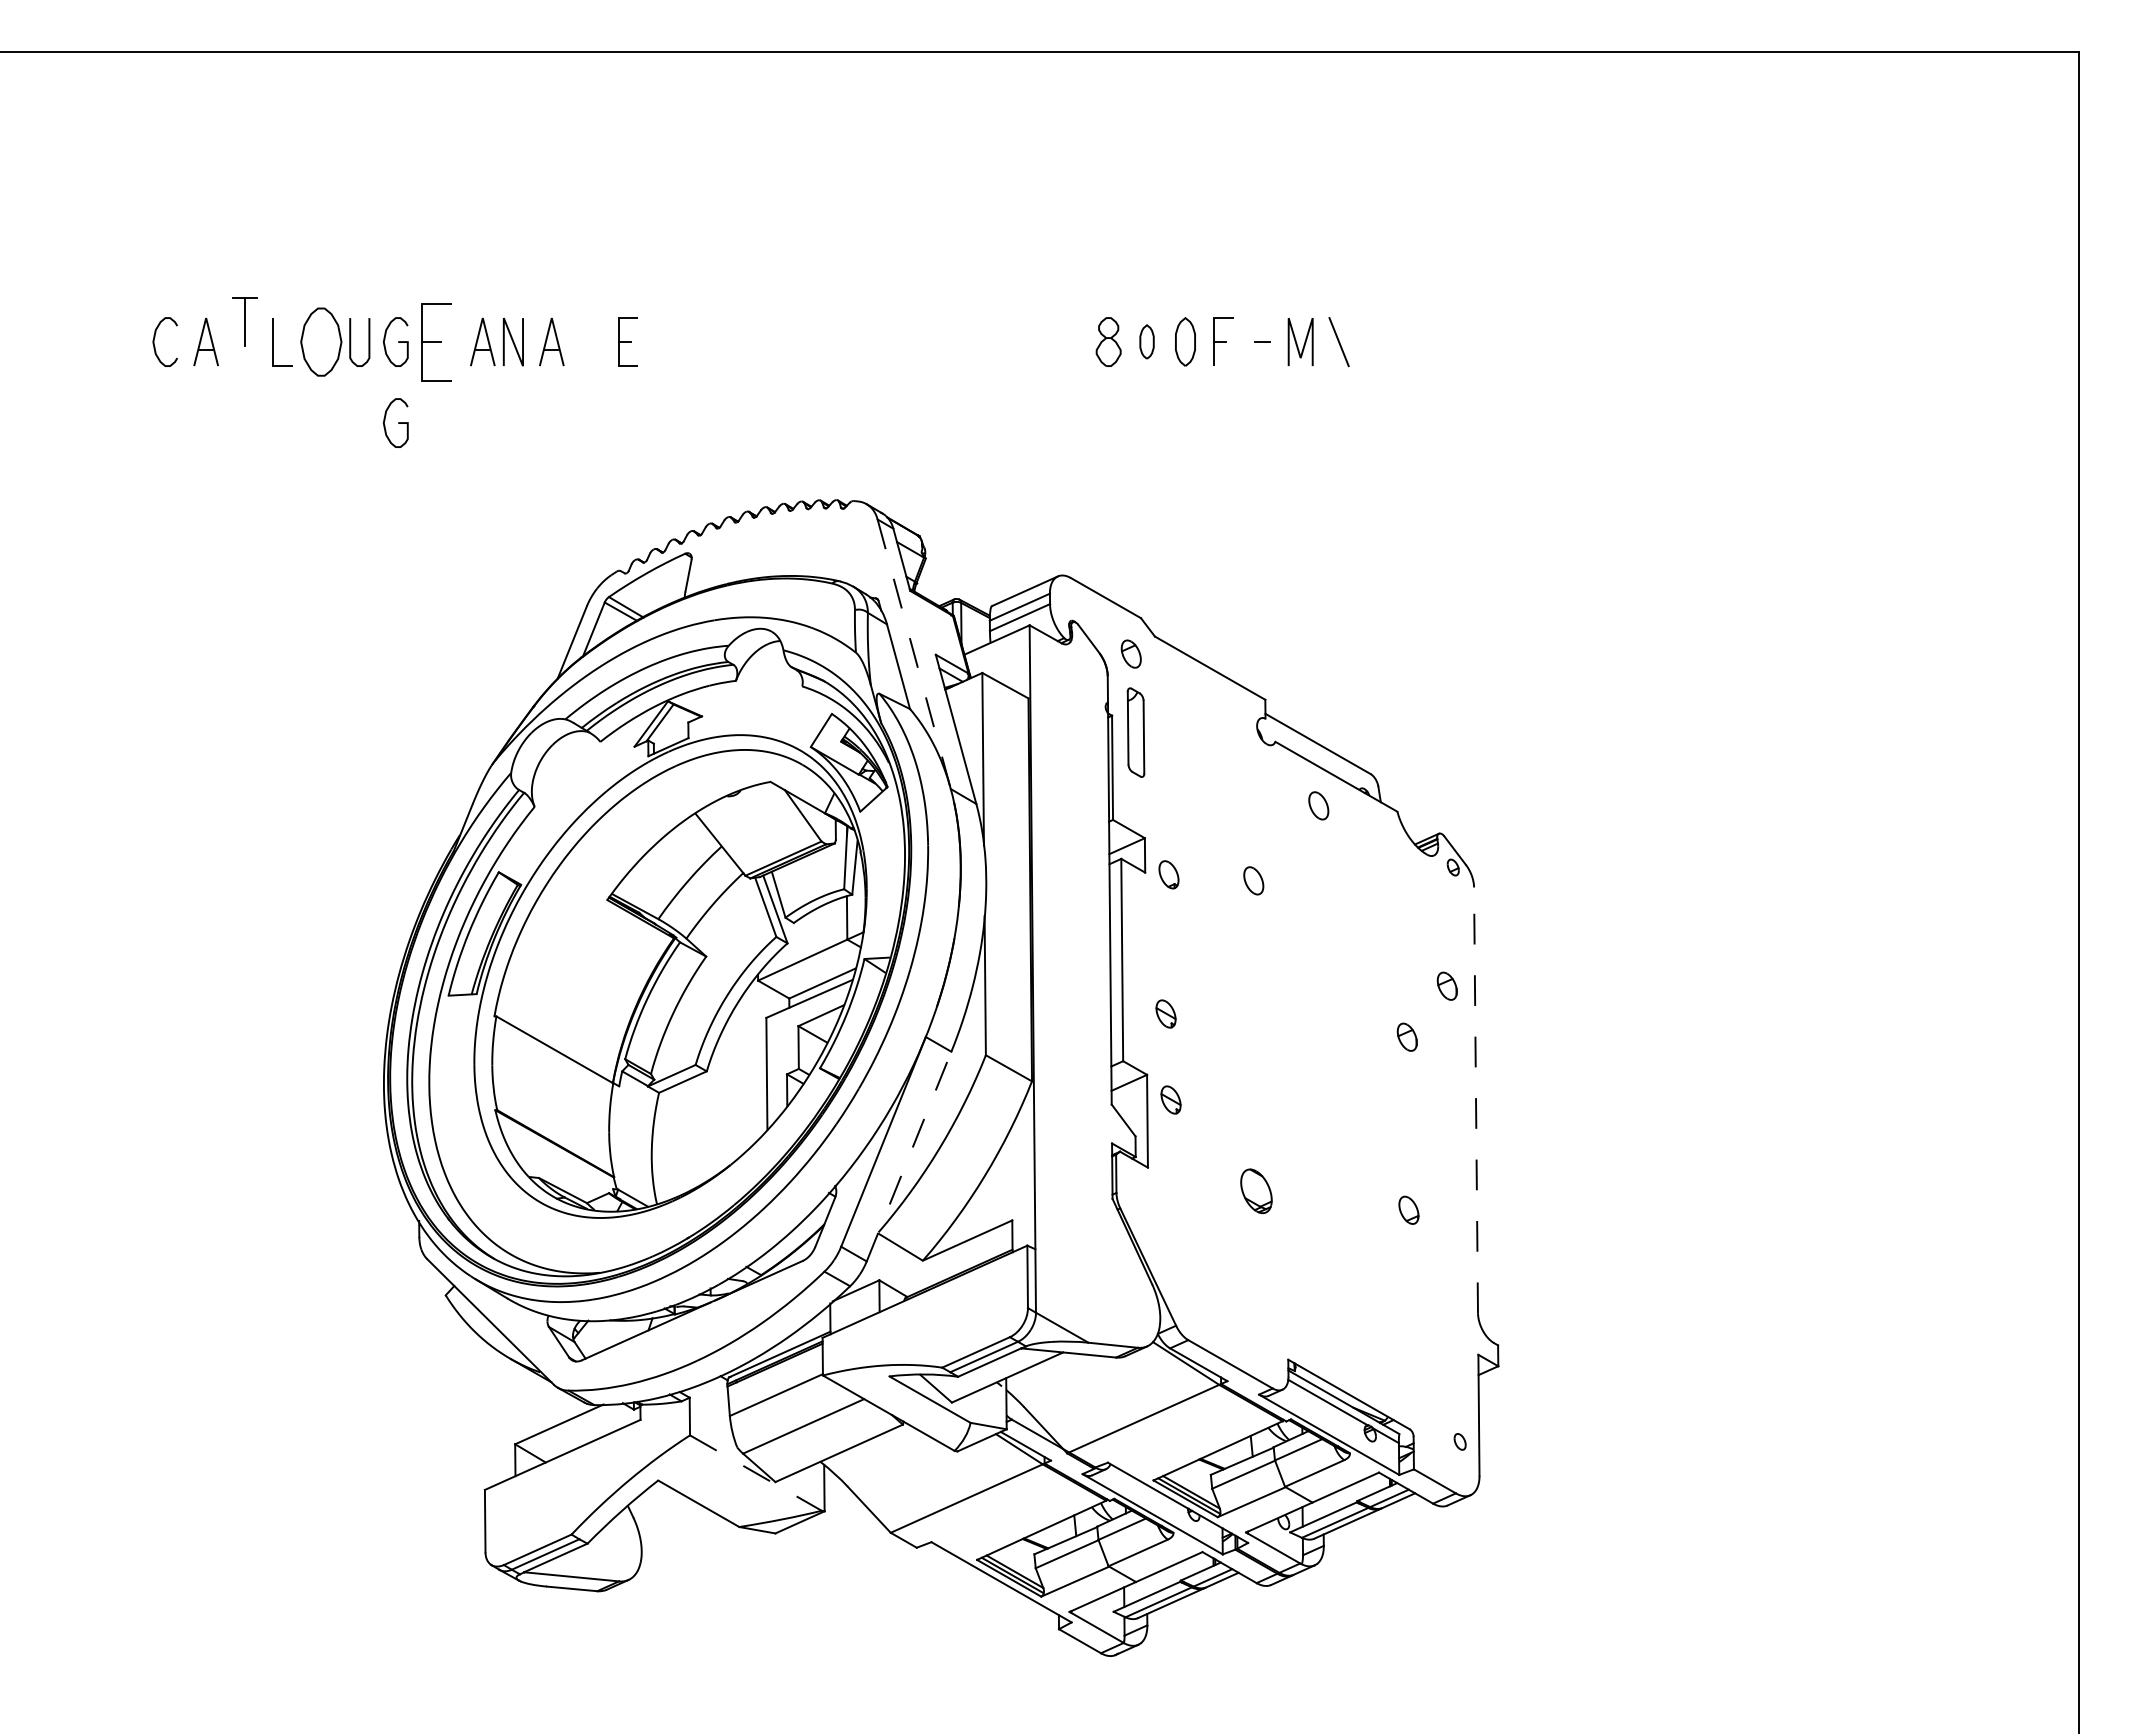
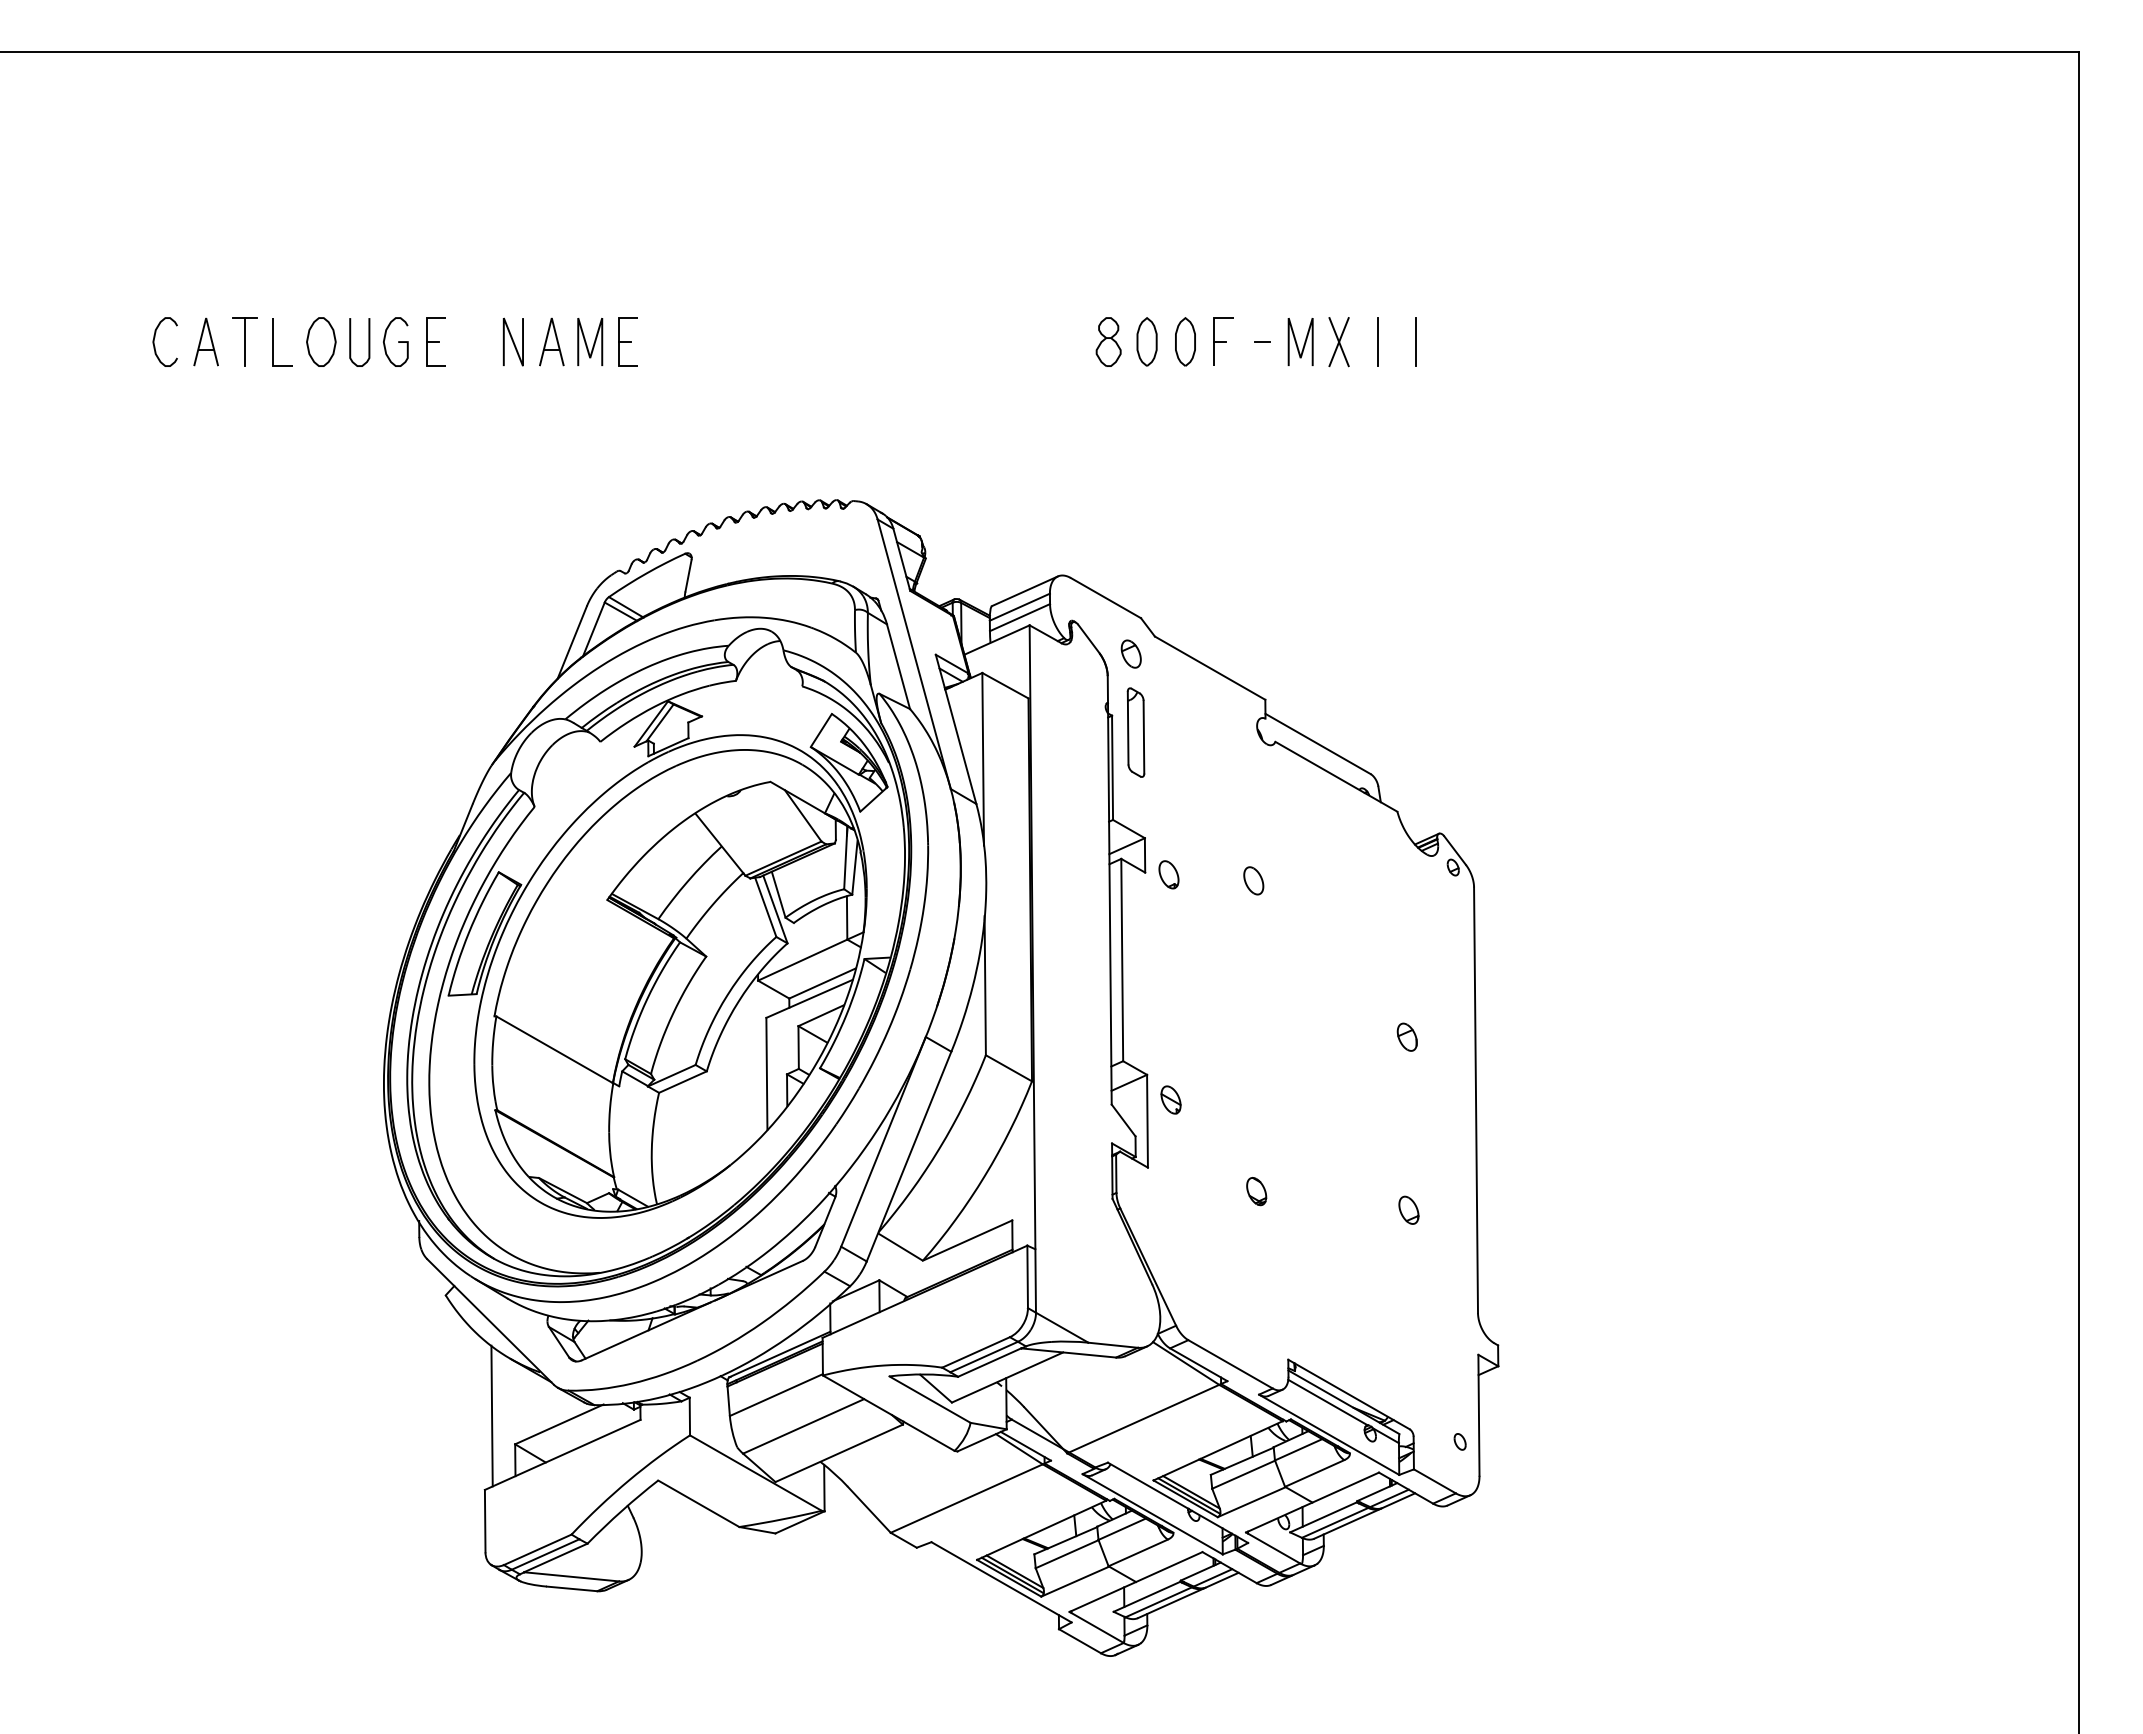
part position: (244, 321) -> (244, 341) (244, 341)
part size: 43x70 px -> 31x50 px (321, 341)
part: present -> none (482, 341)
part size: 16x36 px -> 22x50 px (1146, 341)
line: none -> present (1377, 341)
part size: 31x79 px -> 20x50 px (435, 341)
line: none -> present (1338, 342)
line: none -> present (1415, 342)
line: none -> present (593, 343)
curve: present -> none (398, 422)
line: dashed -> solid (914, 654)
part: present -> none (1318, 805)
part: present -> none (1446, 985)
part: present -> none (1165, 1013)
line: dashed -> solid (1476, 1100)
line: dashed -> solid (909, 1156)
part size: 33x47 px -> 22x30 px (1256, 1191)
line: none -> present (491, 1415)
line: dashed -> solid (755, 1473)
